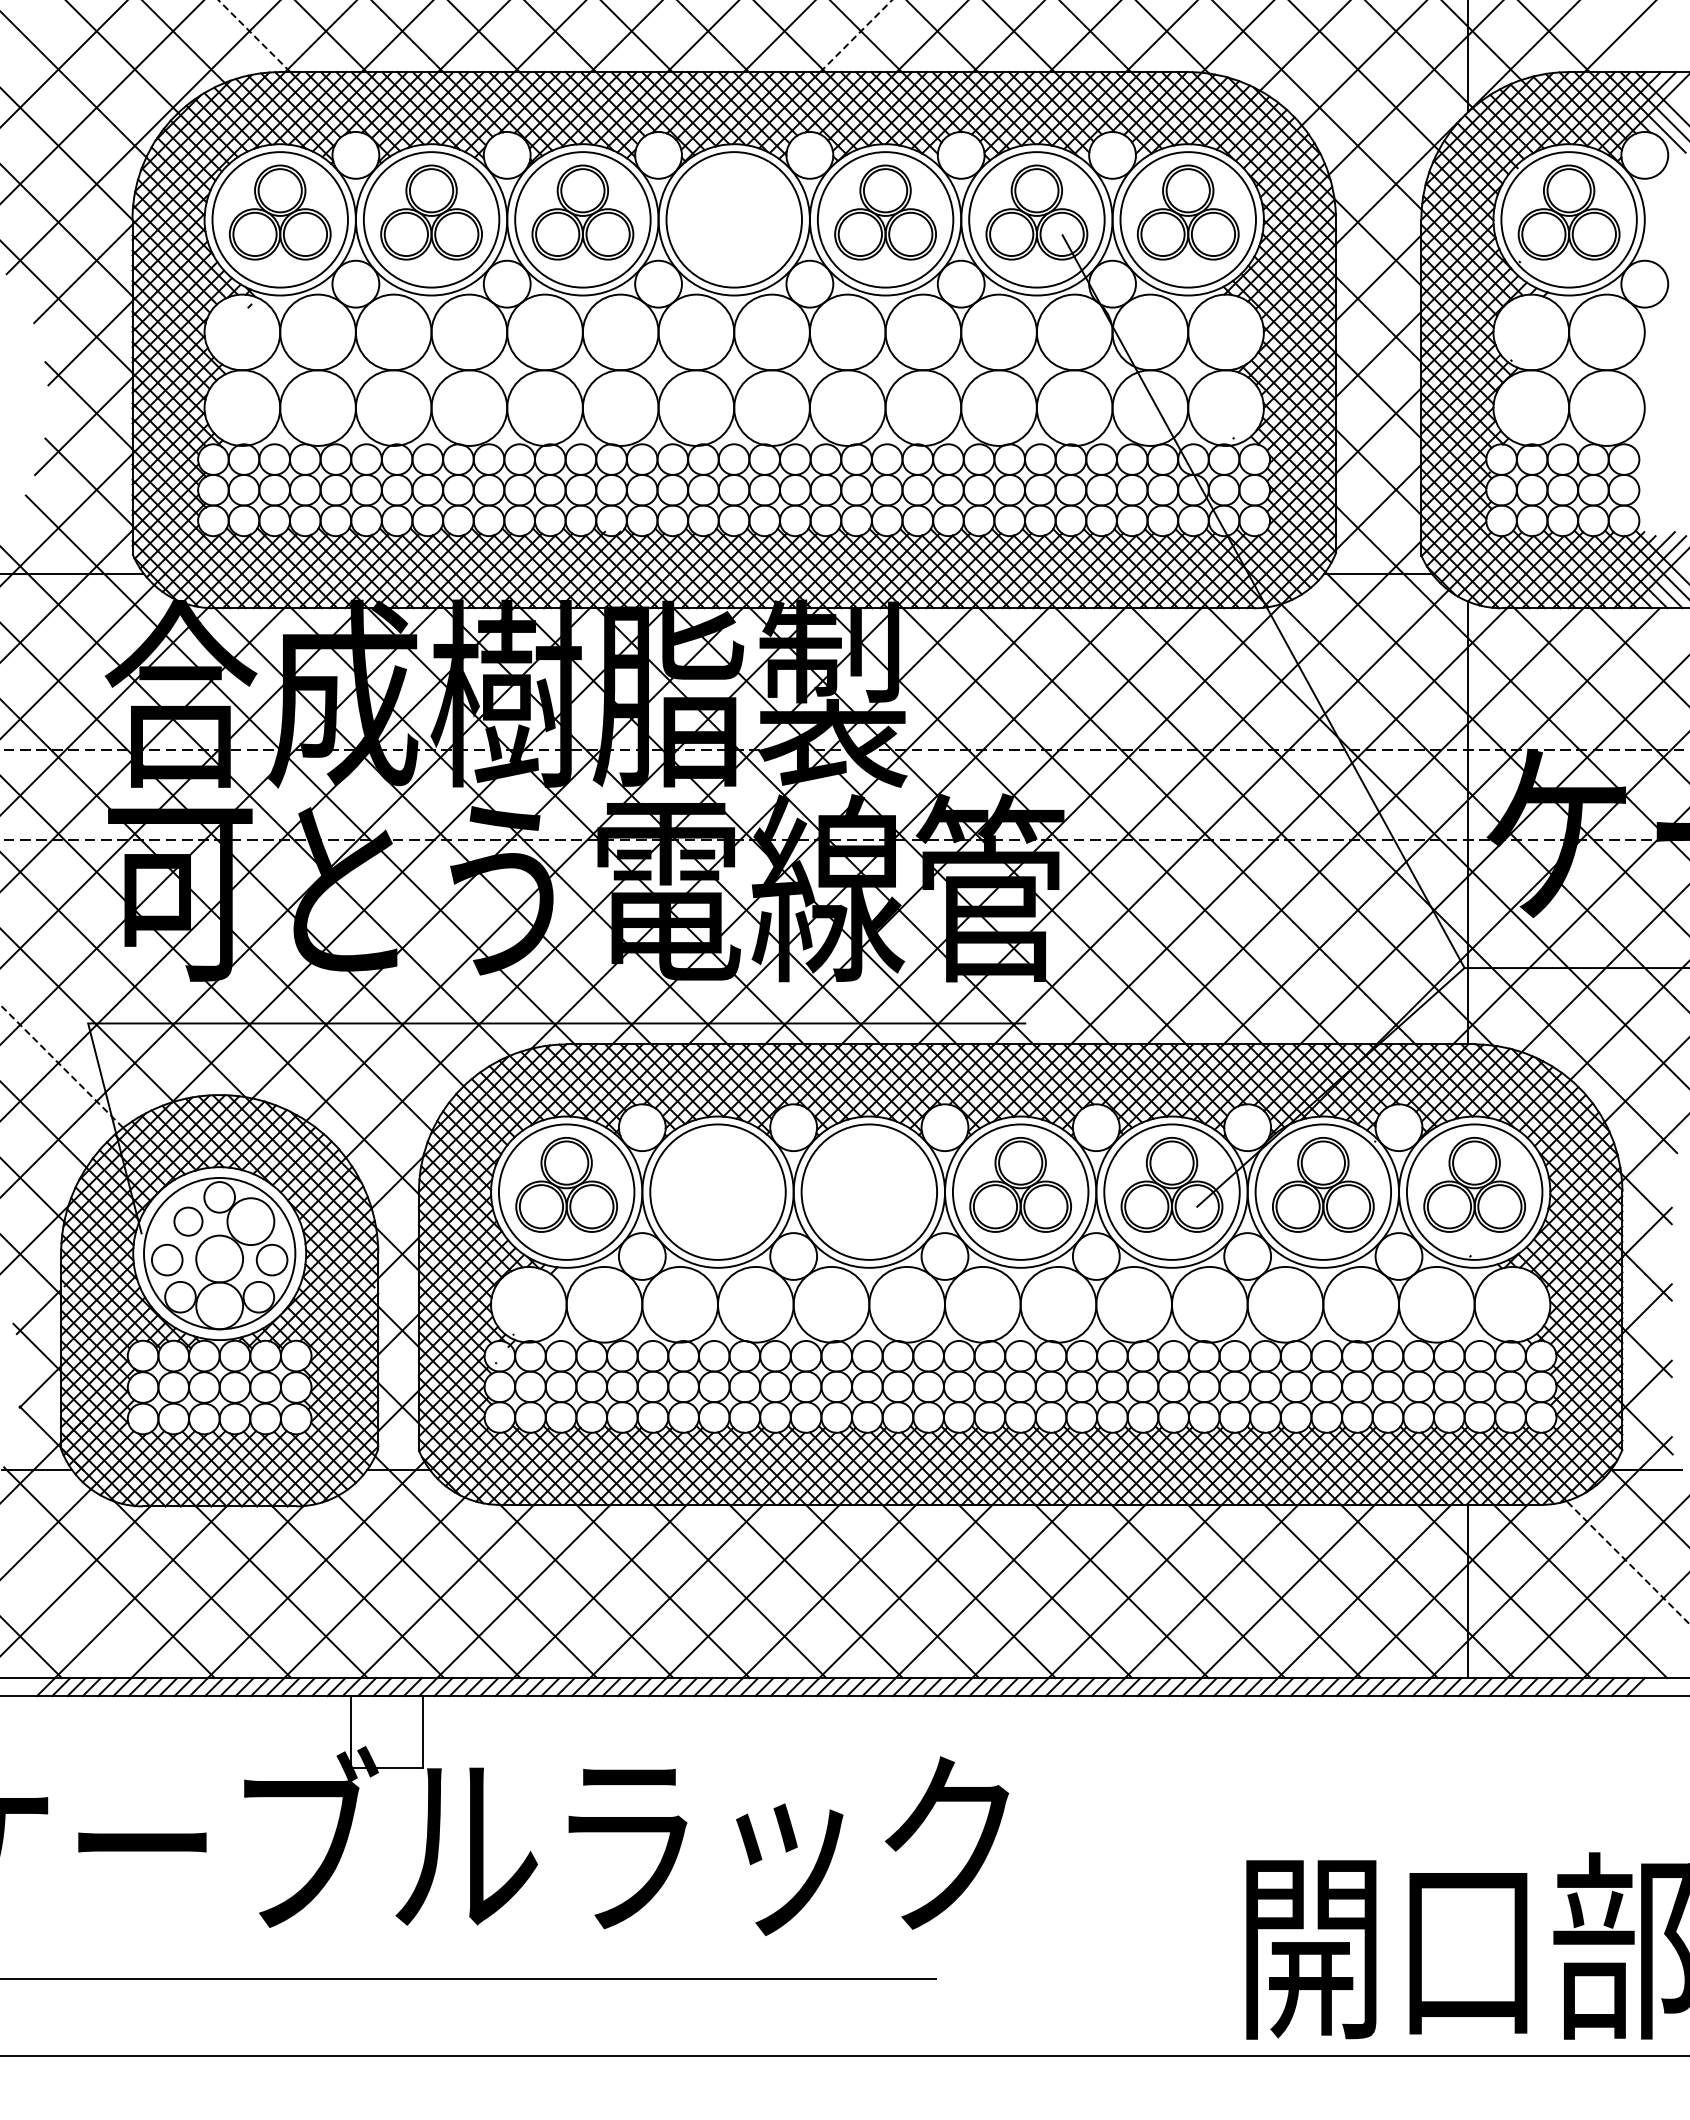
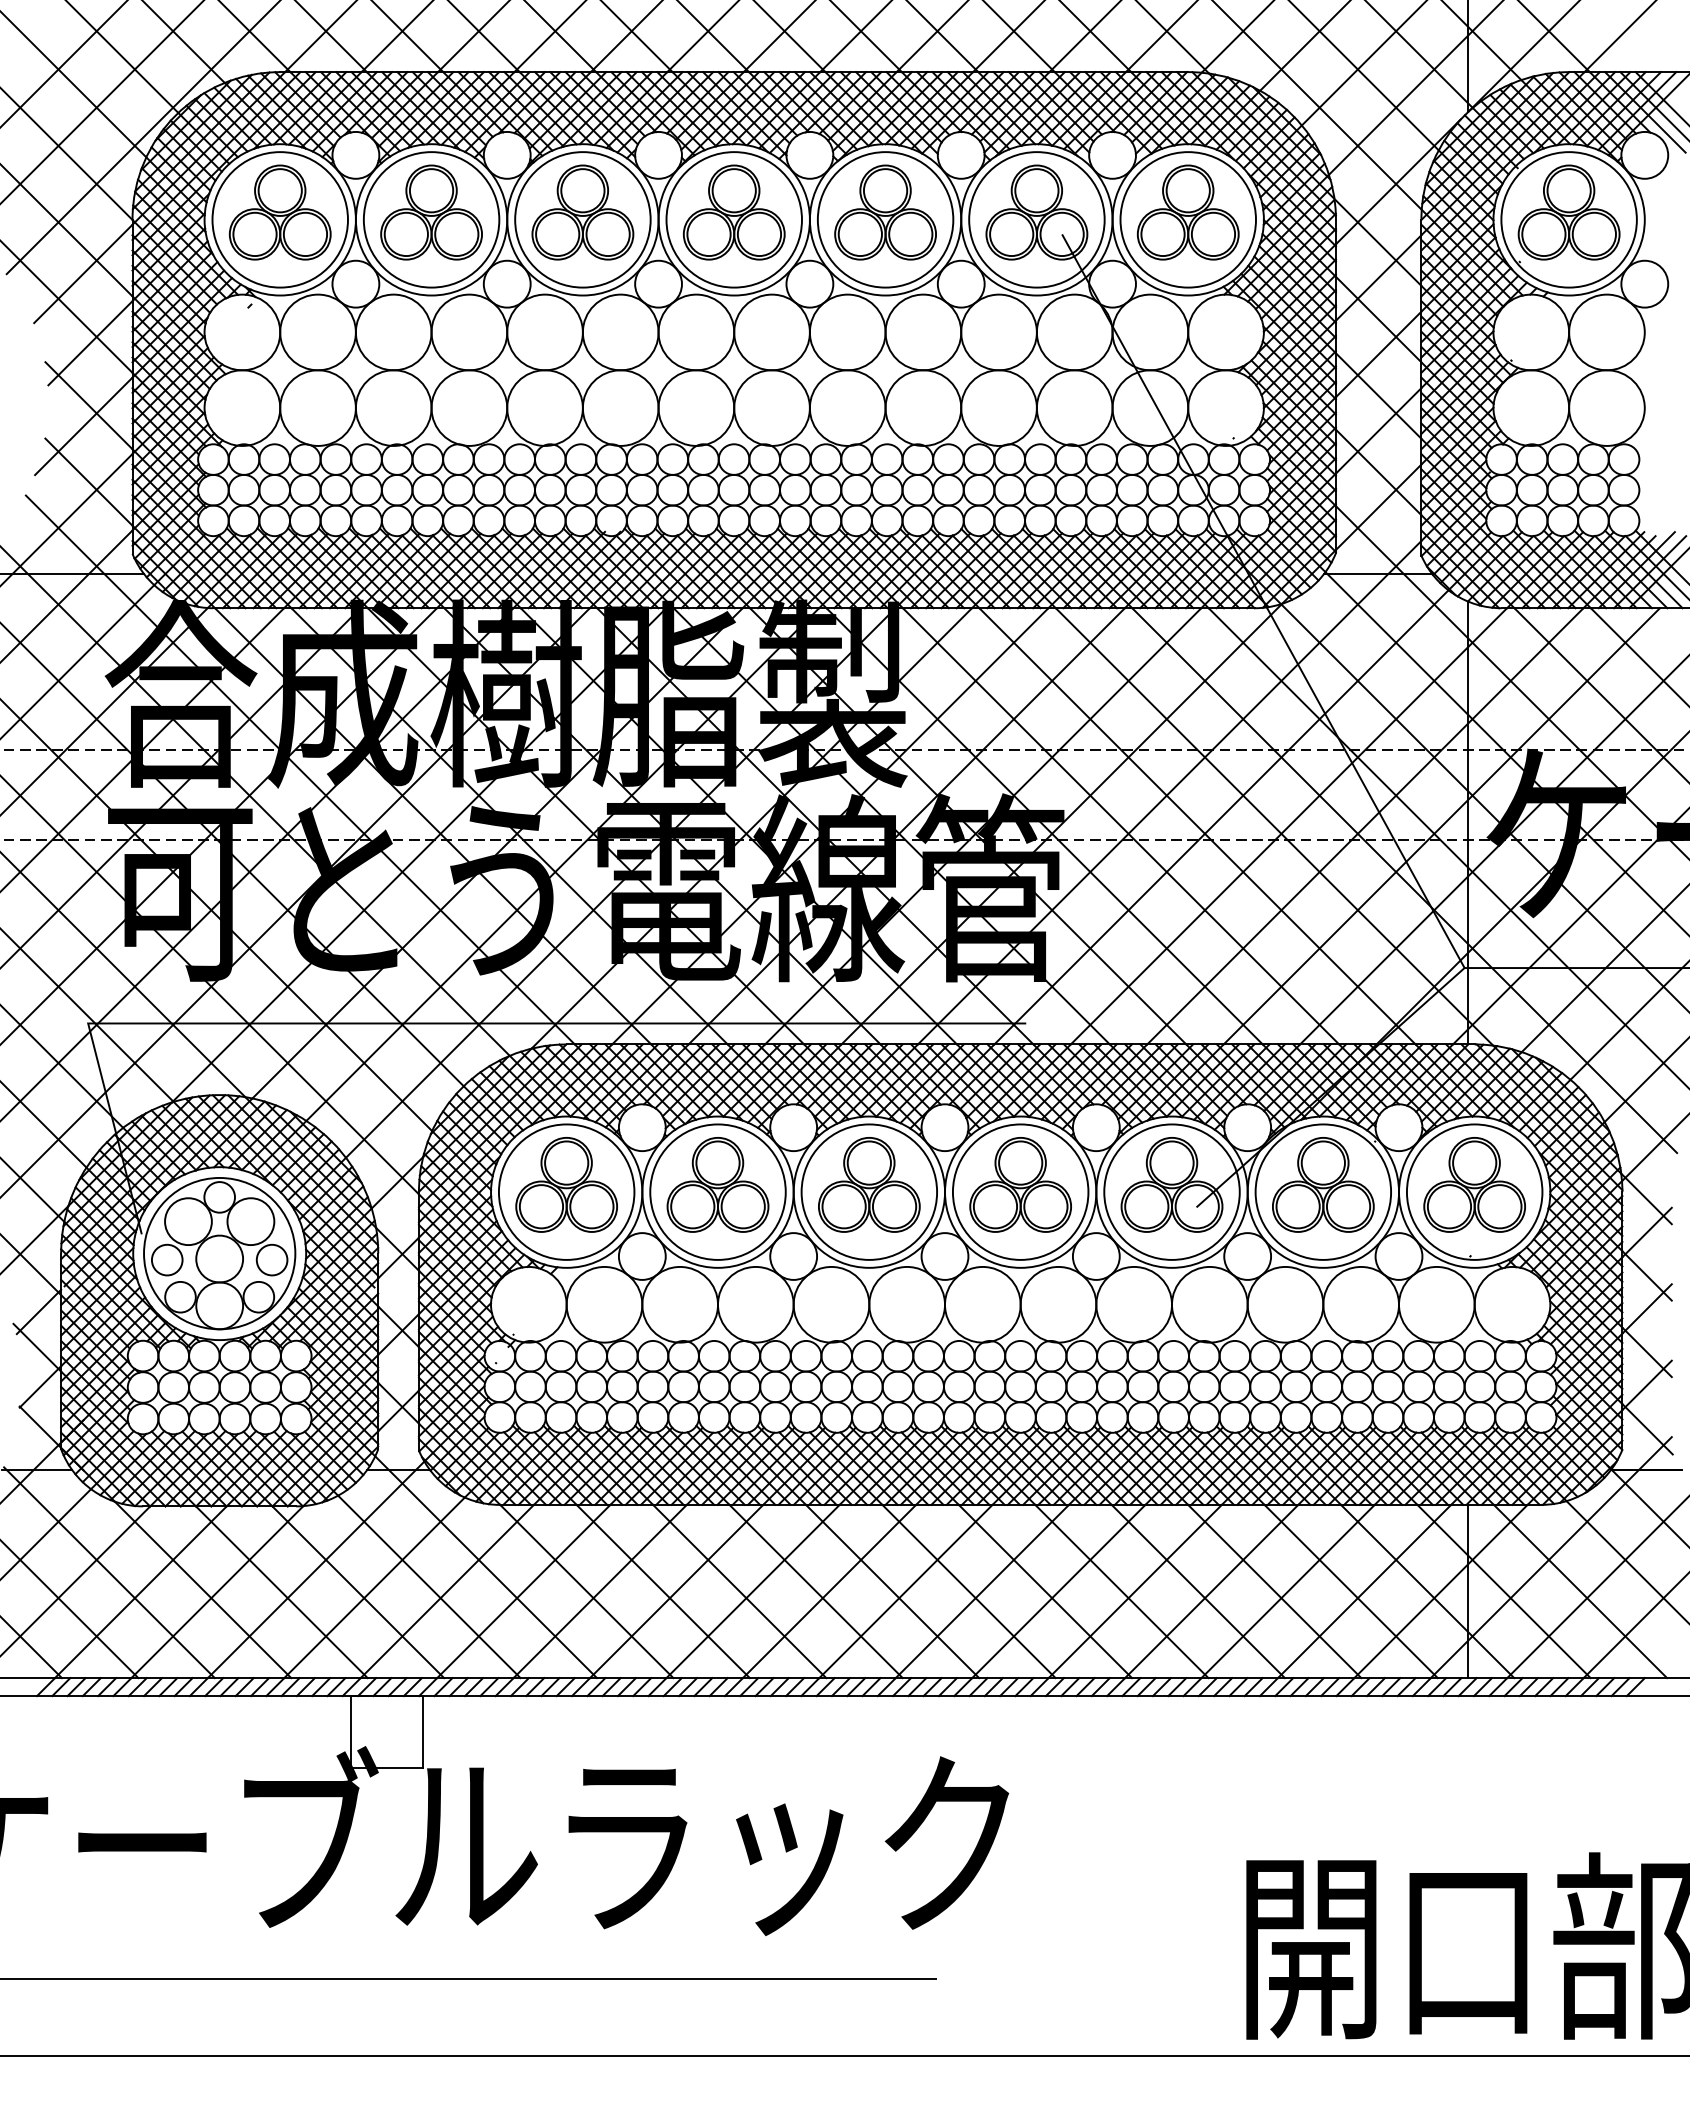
line: dashed -> solid (254, 36)
line: dashed -> solid (856, 36)
part: none -> present (733, 212)
line: dashed -> solid (61, 1066)
part: none -> present (717, 1184)
part: none -> present (869, 1184)
circle diameter: 28 px -> 47 px (188, 1221)
line: dashed -> solid (1627, 1562)
line: none -> present (70, 1610)
